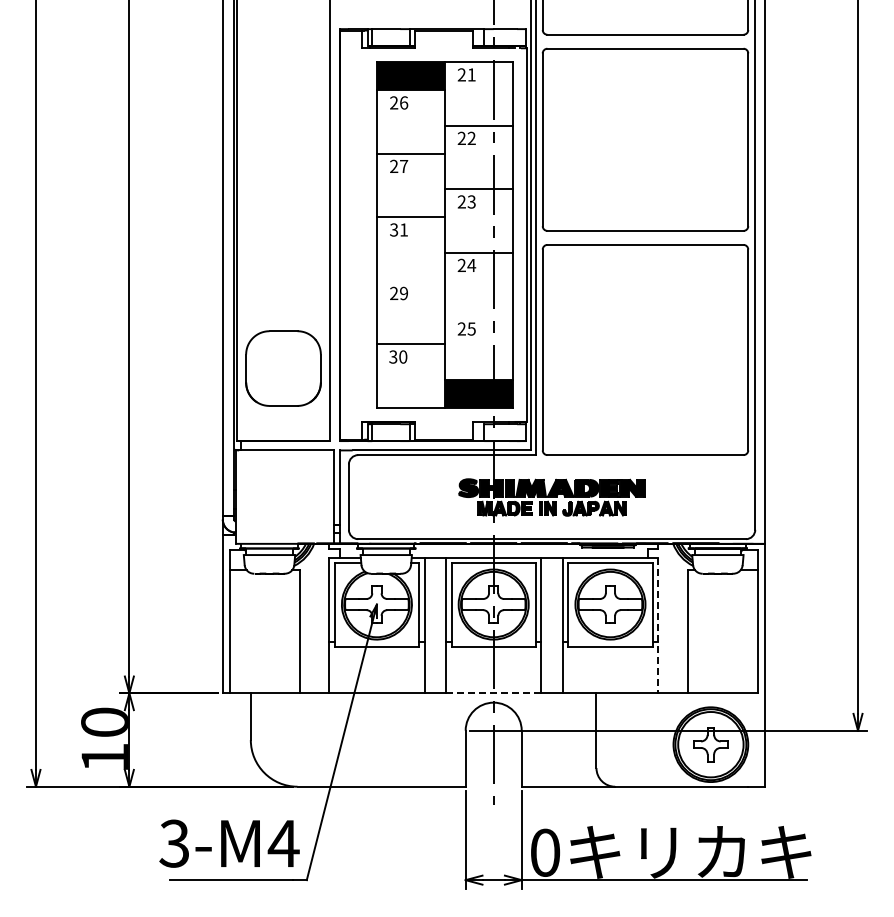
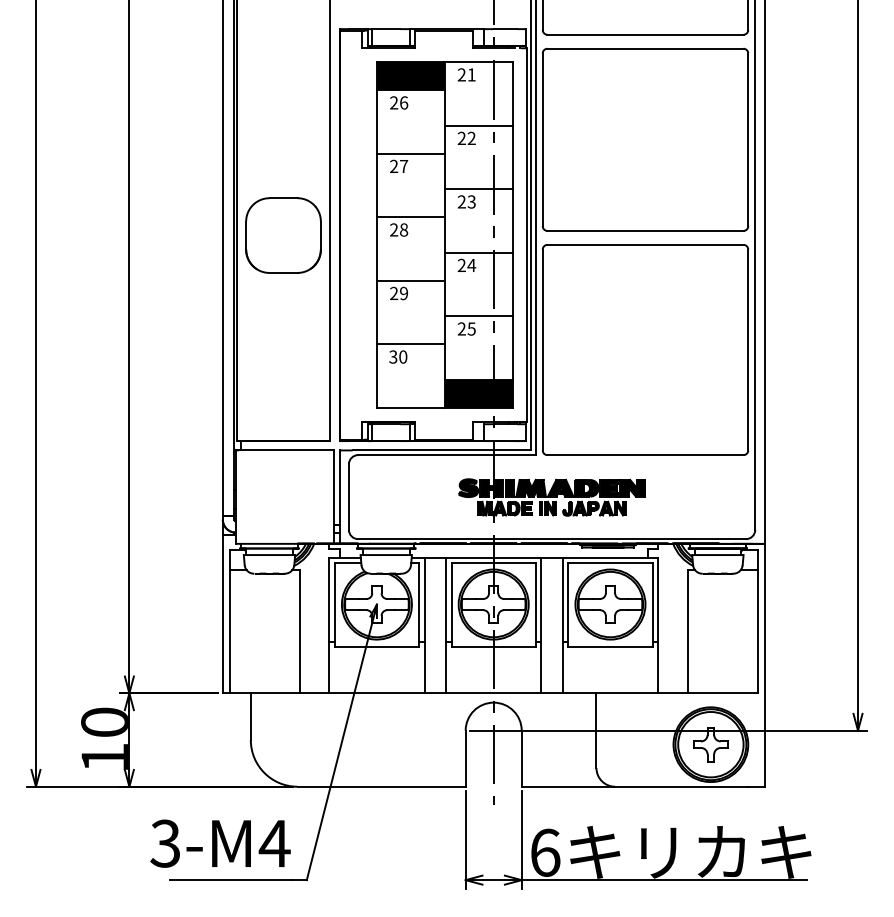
text: 31 -> 28 (399, 229)
line: none -> present (411, 280)
line: none -> present (478, 316)
part position: (283, 368) -> (283, 235) (283, 235)
line: dashed -> solid (658, 625)
line: dashed -> solid (493, 693)
text position: (229, 843) -> (220, 843) (220, 843)
text: 0 -> 6 (545, 852)
